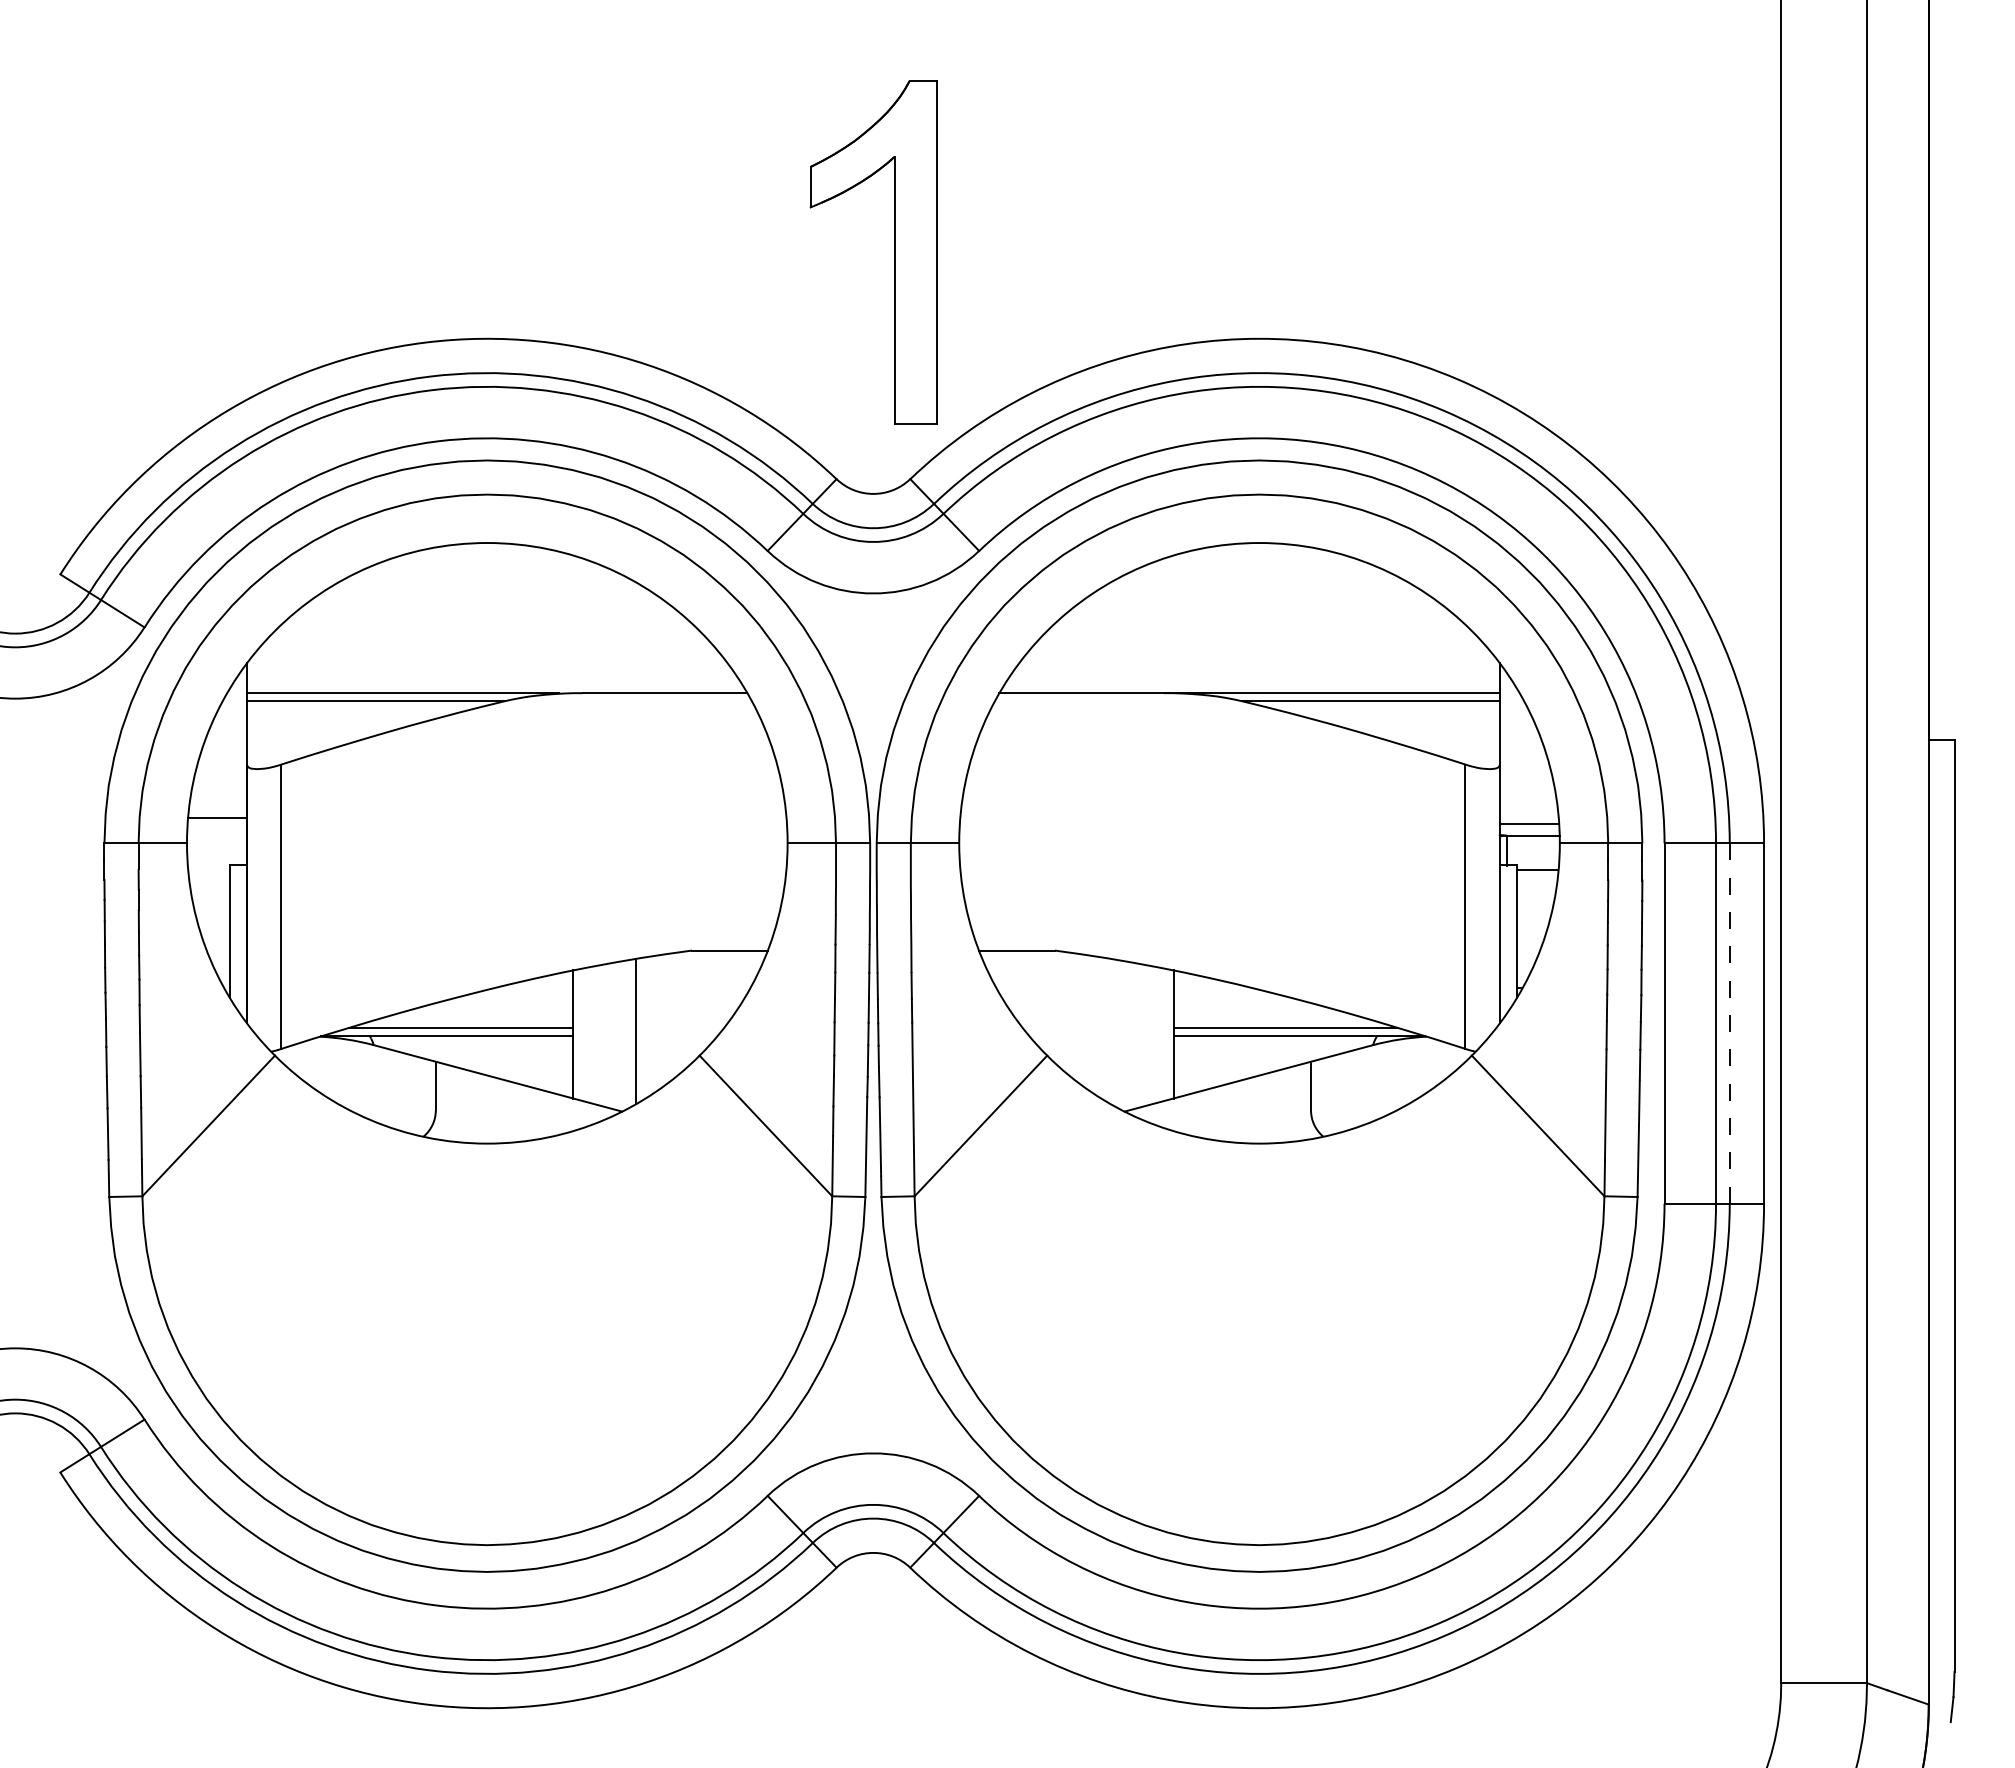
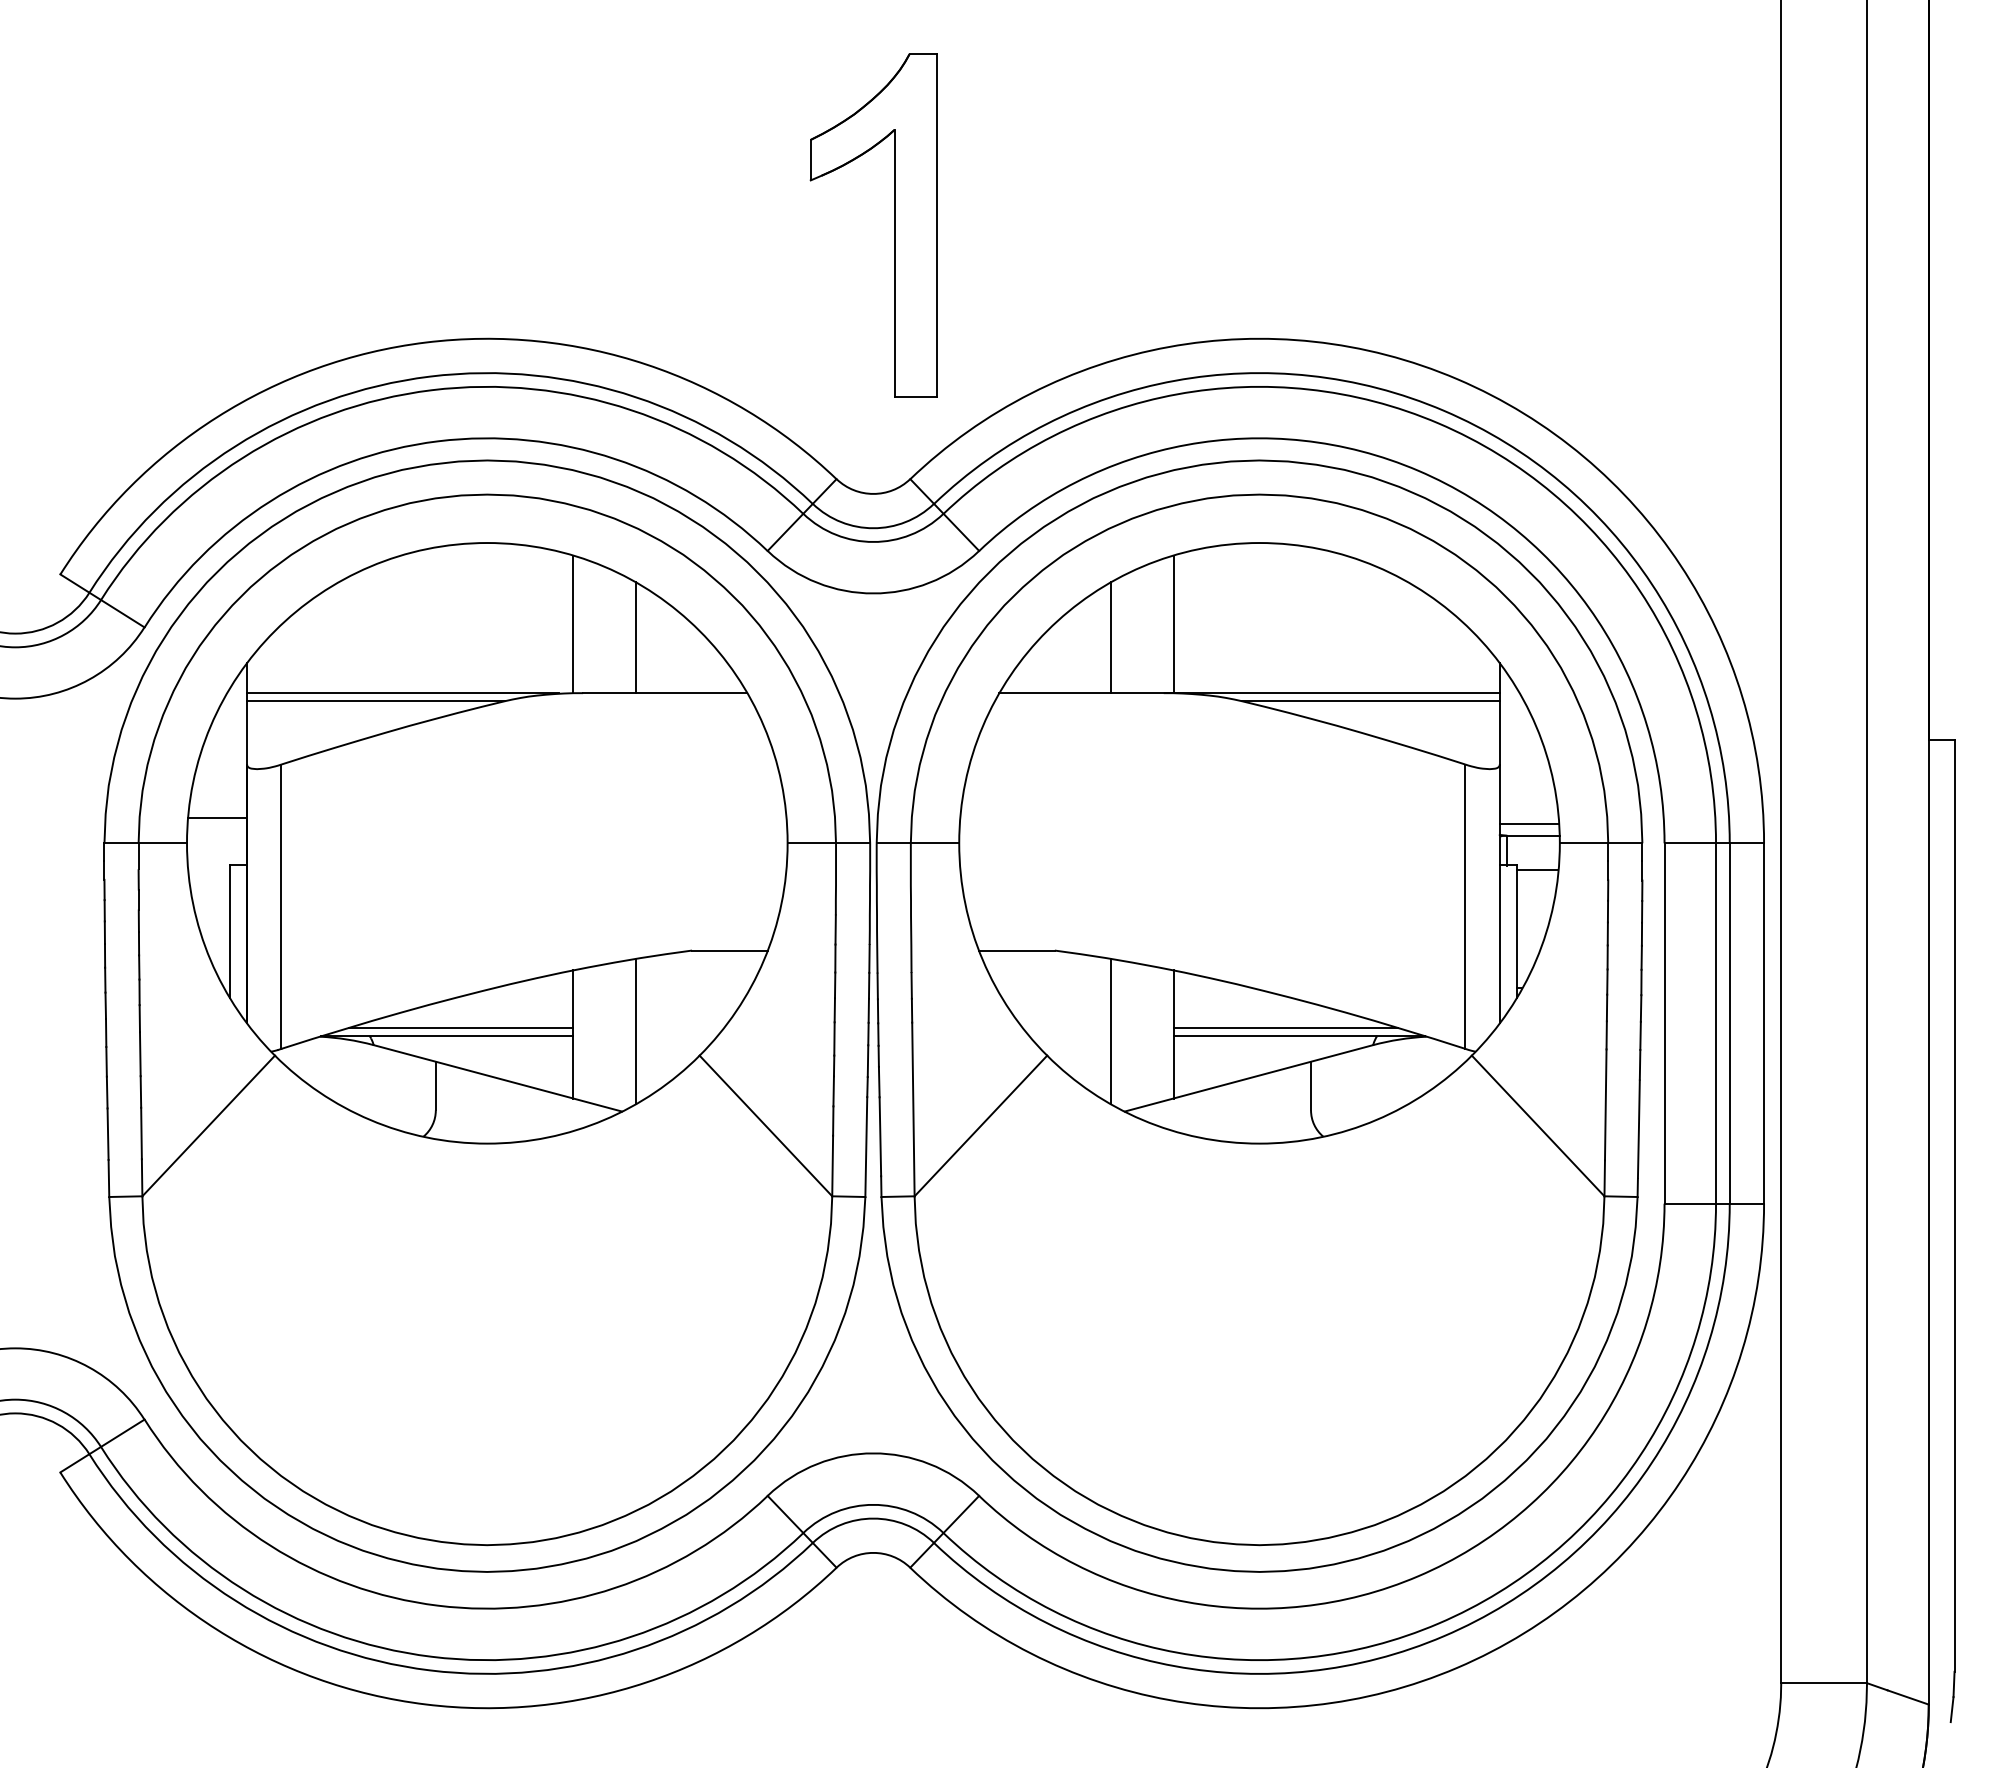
part position: (894, 252) -> (894, 225) (894, 225)
line: none -> present (573, 624)
line: none -> present (1173, 624)
line: none -> present (636, 637)
line: none -> present (1110, 637)
line: dashed -> solid (1729, 1023)
line: none -> present (1110, 1030)
